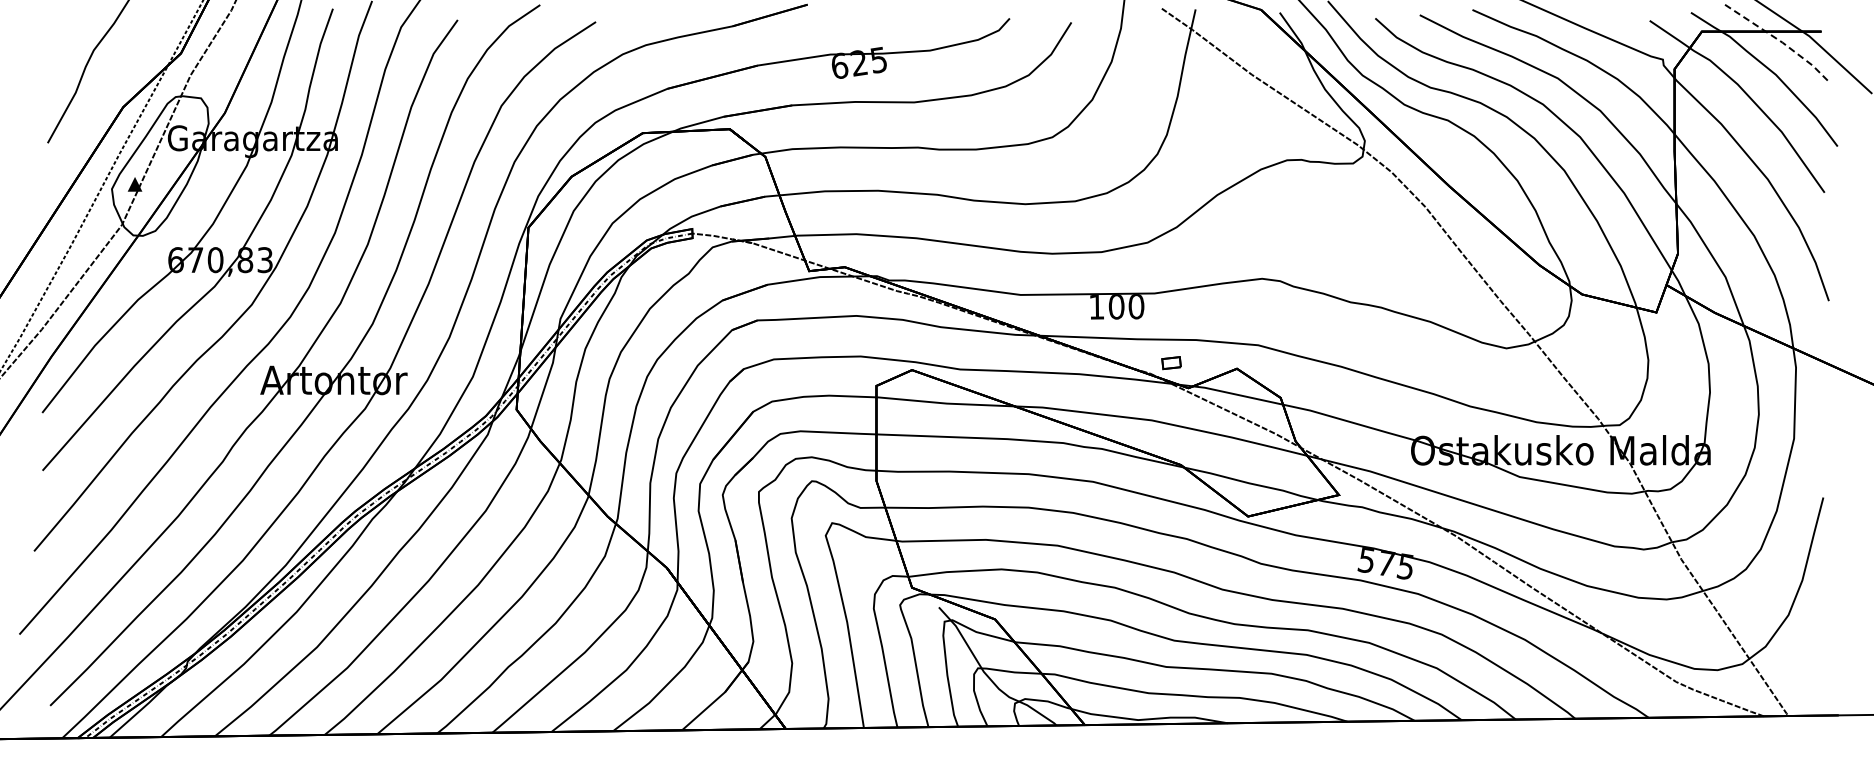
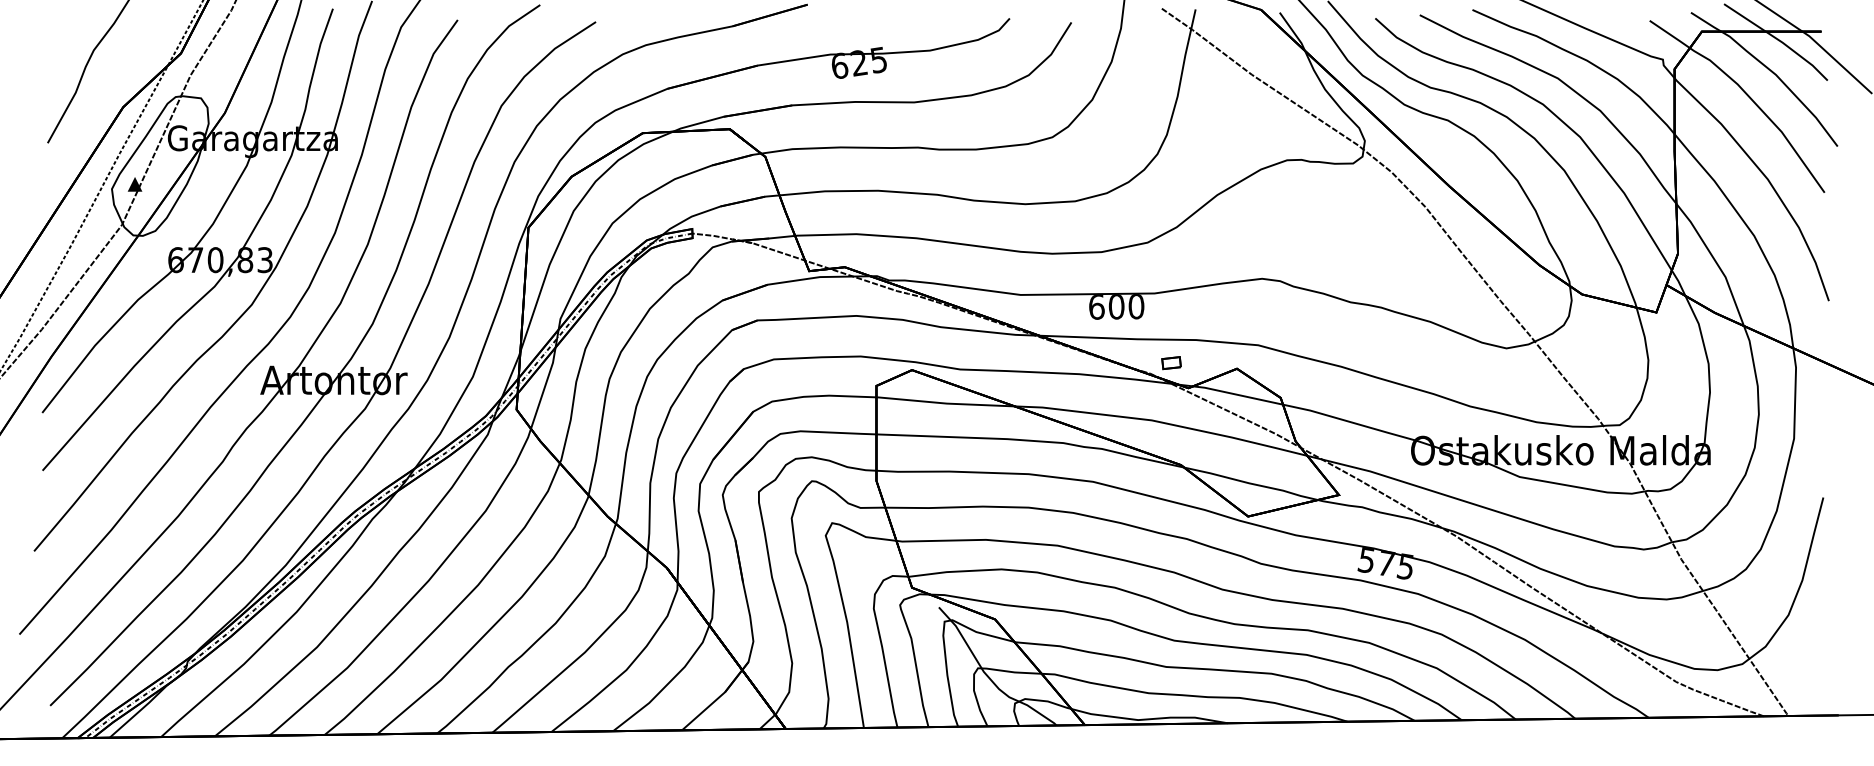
line: dashed -> solid (1778, 40)
text: 100 -> 600 (1096, 307)
